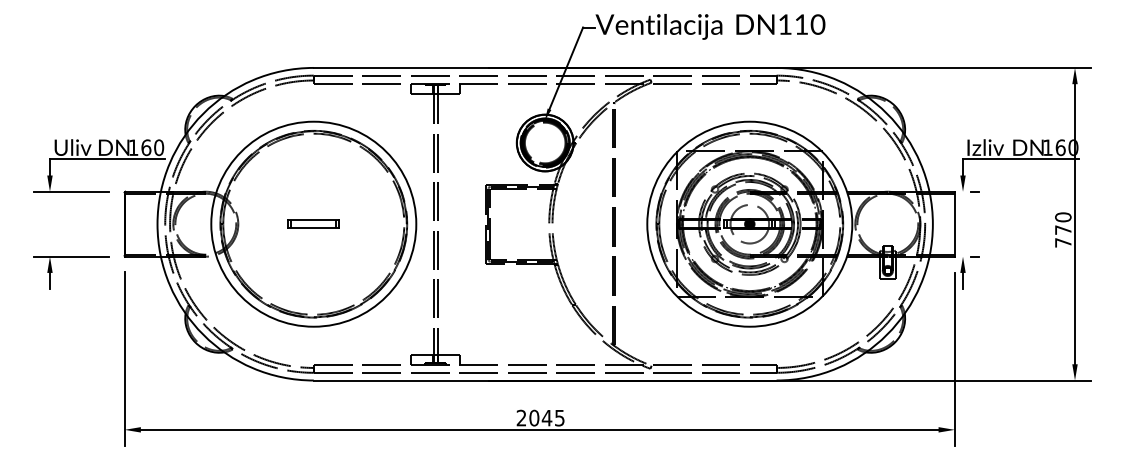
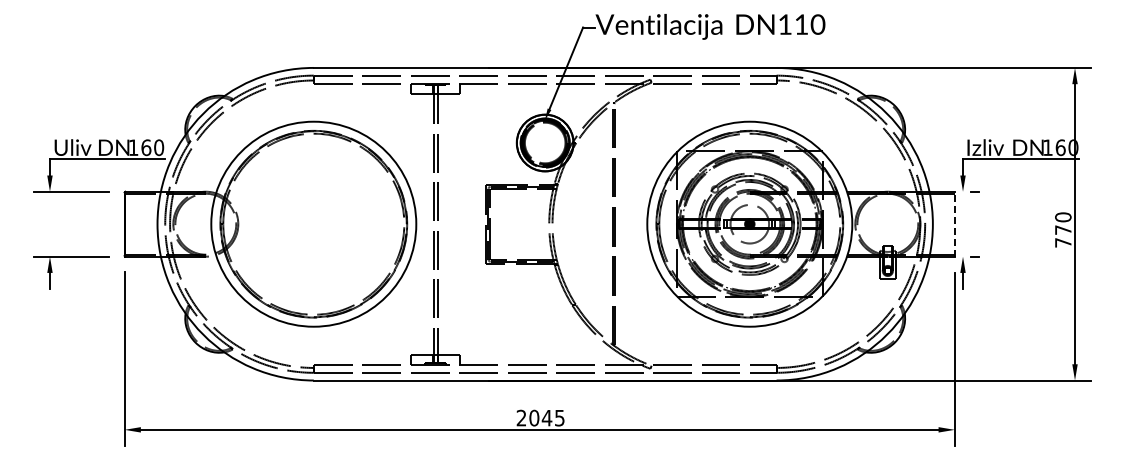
part: present -> none (313, 223)
line: solid -> dashed (954, 223)
